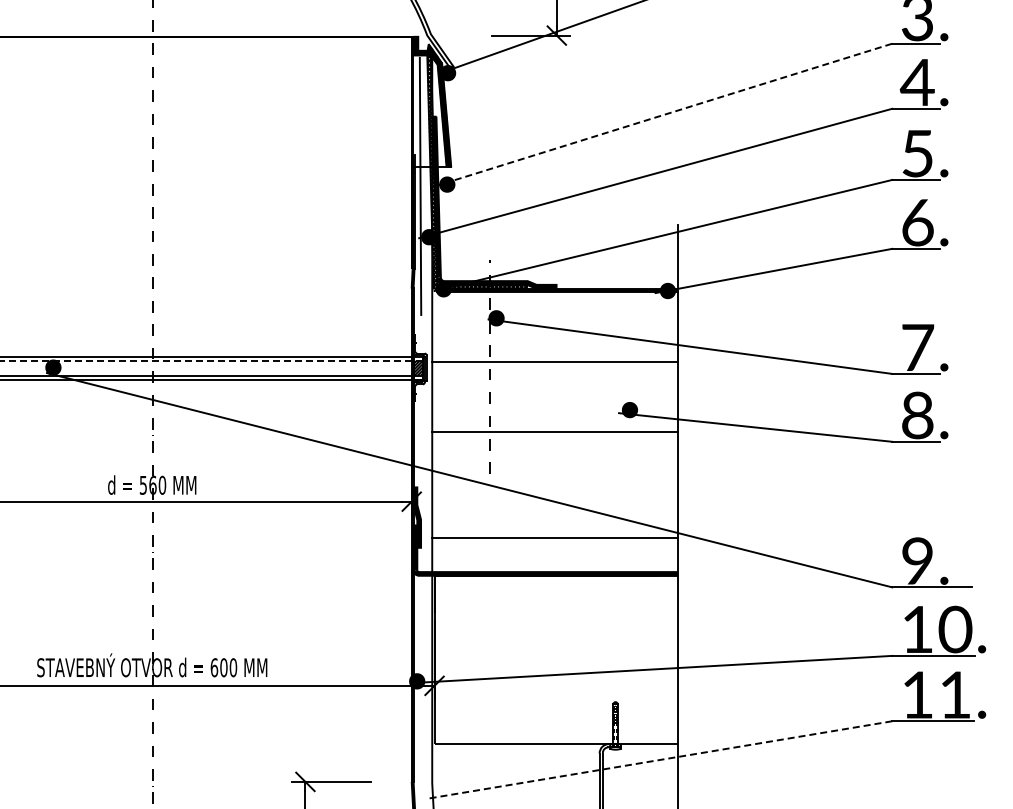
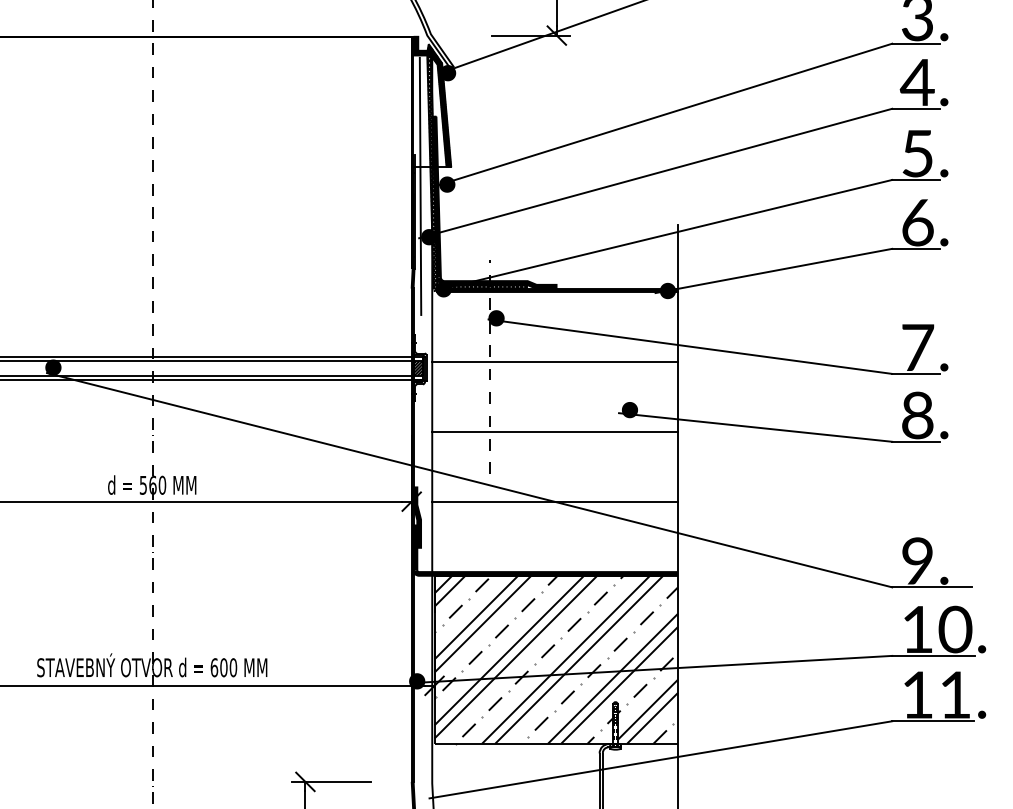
line: dashed -> solid (663, 115)
line: dashed -> solid (211, 361)
line position: (554, 538) -> (554, 502) (554, 502)
hatch: none -> present (555, 659)
line: dashed -> solid (660, 759)
